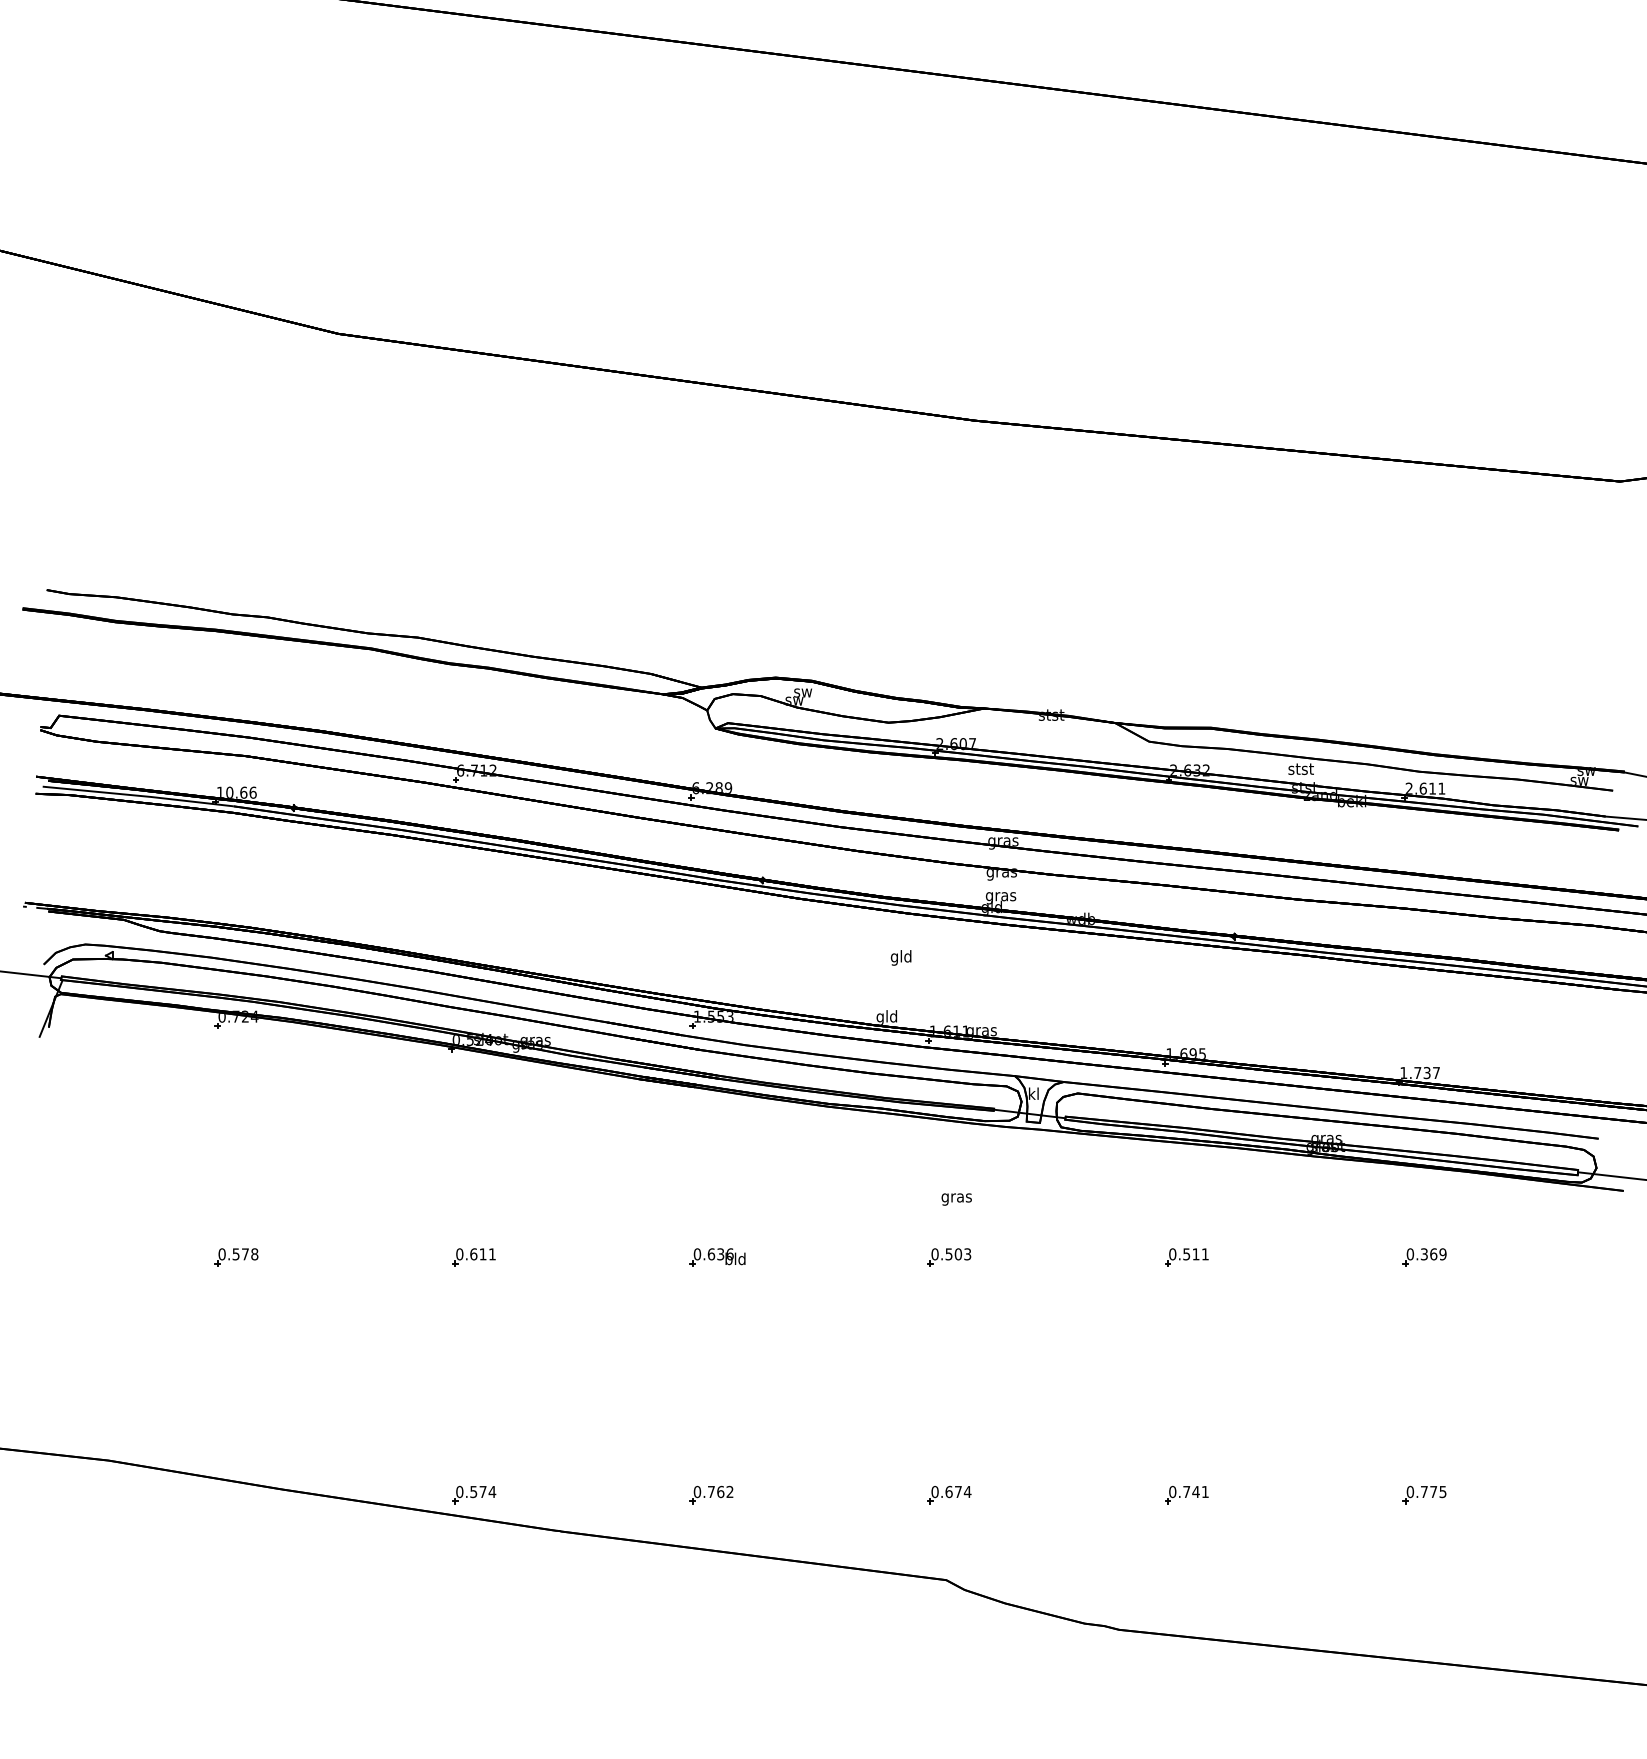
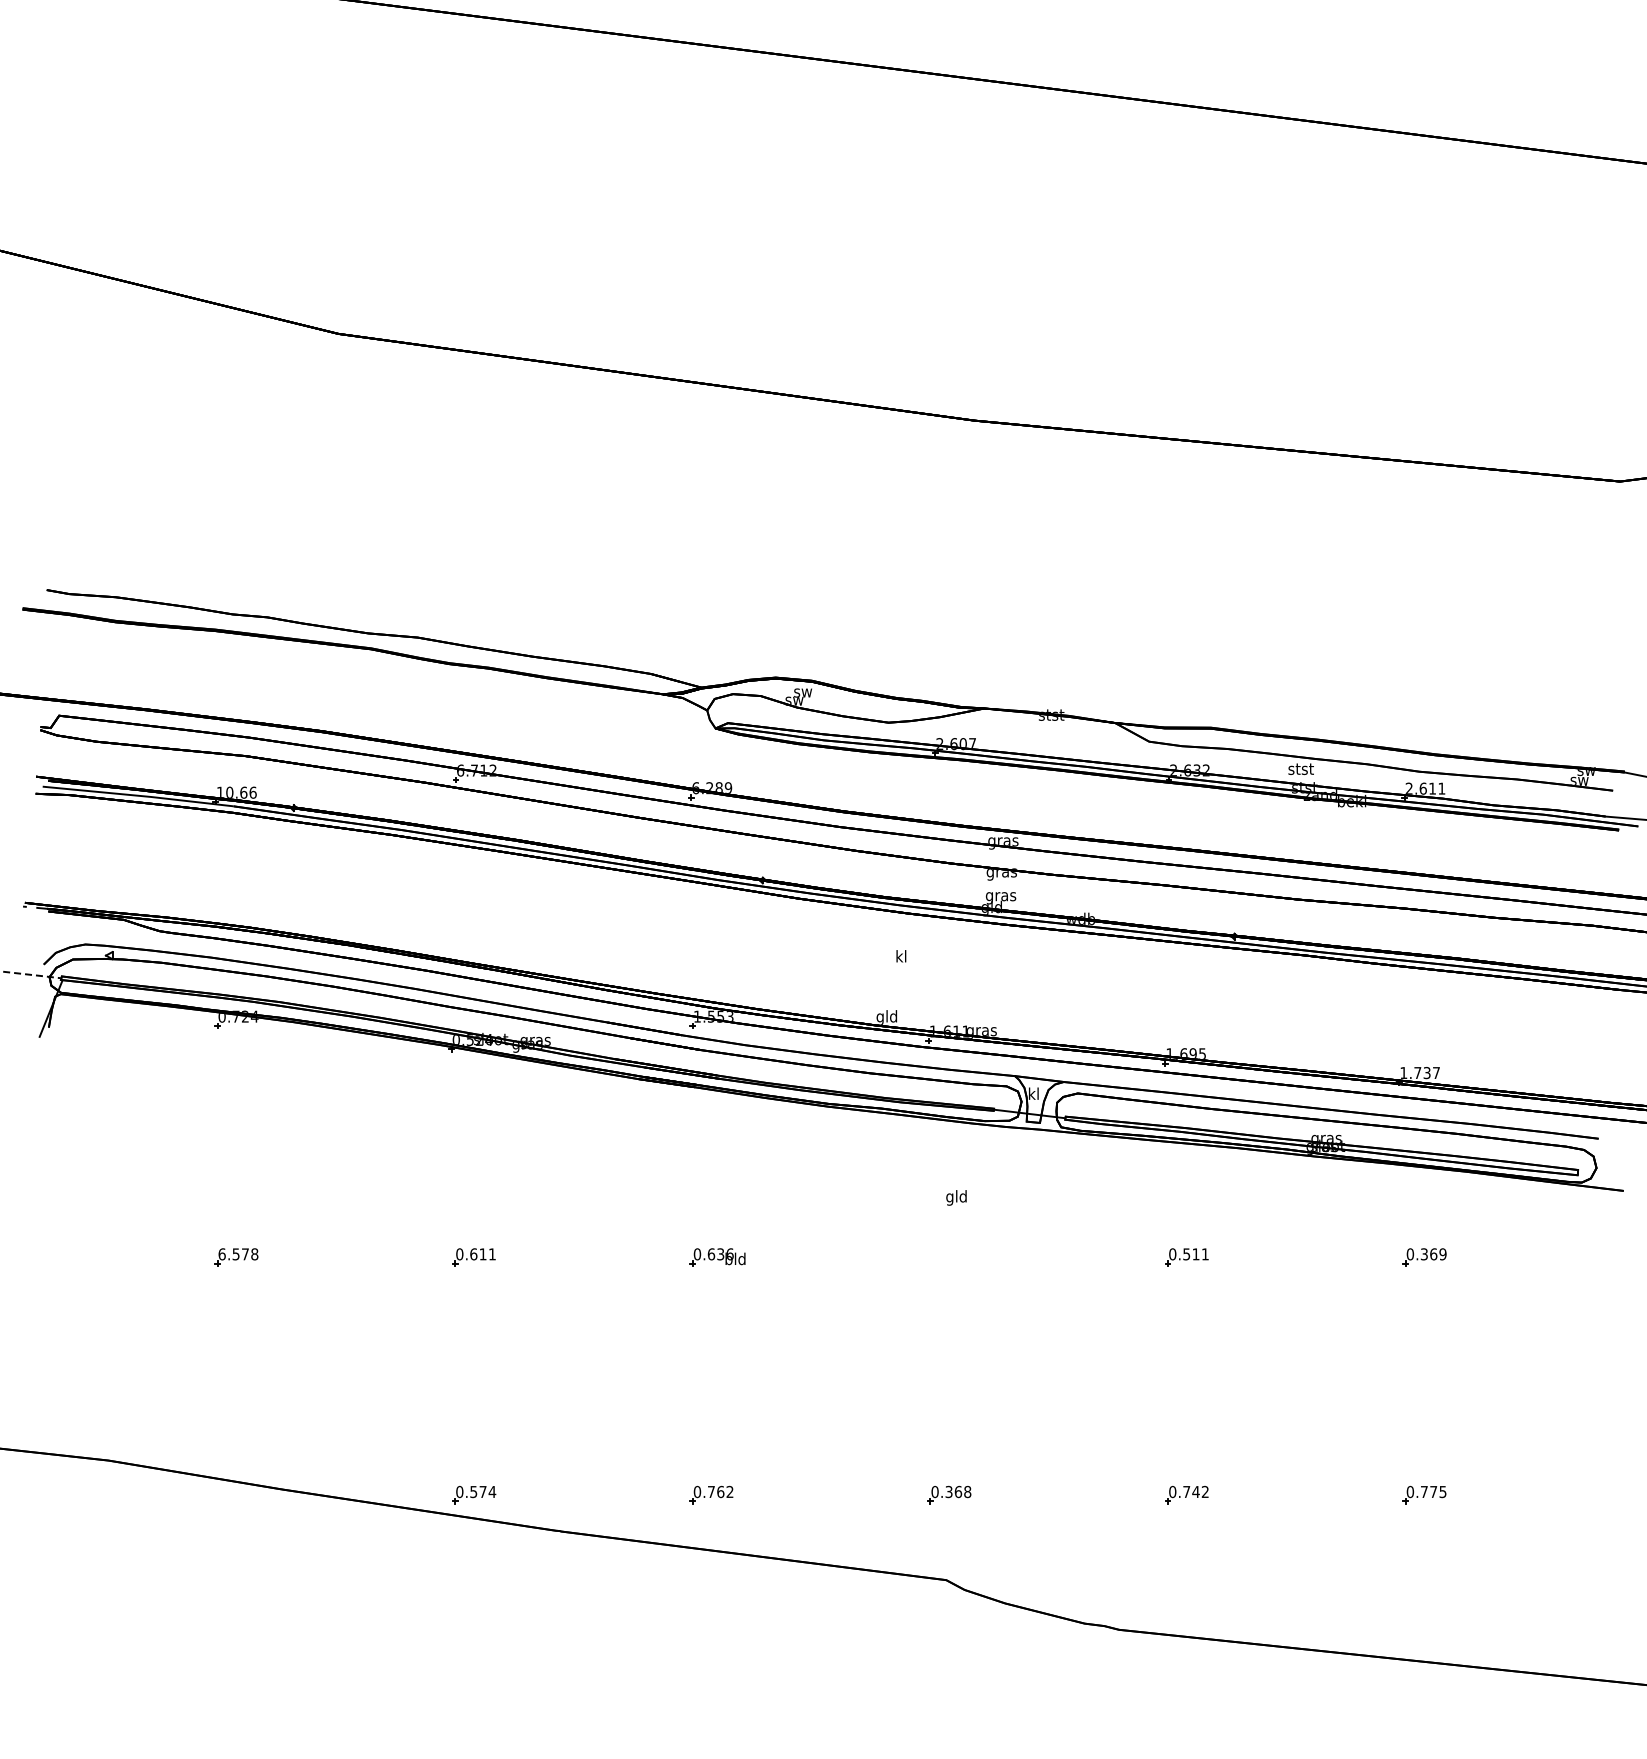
text: gld -> kl (900, 957)
line: solid -> dashed (30, 974)
line: present -> none (1610, 1175)
text: gras -> gld (956, 1197)
text: 0.578 -> 6.578 (221, 1254)
part: present -> none (949, 1257)
text: 0.674 -> 0.368 (958, 1491)
text: 0.741 -> 0.742 (1204, 1491)
